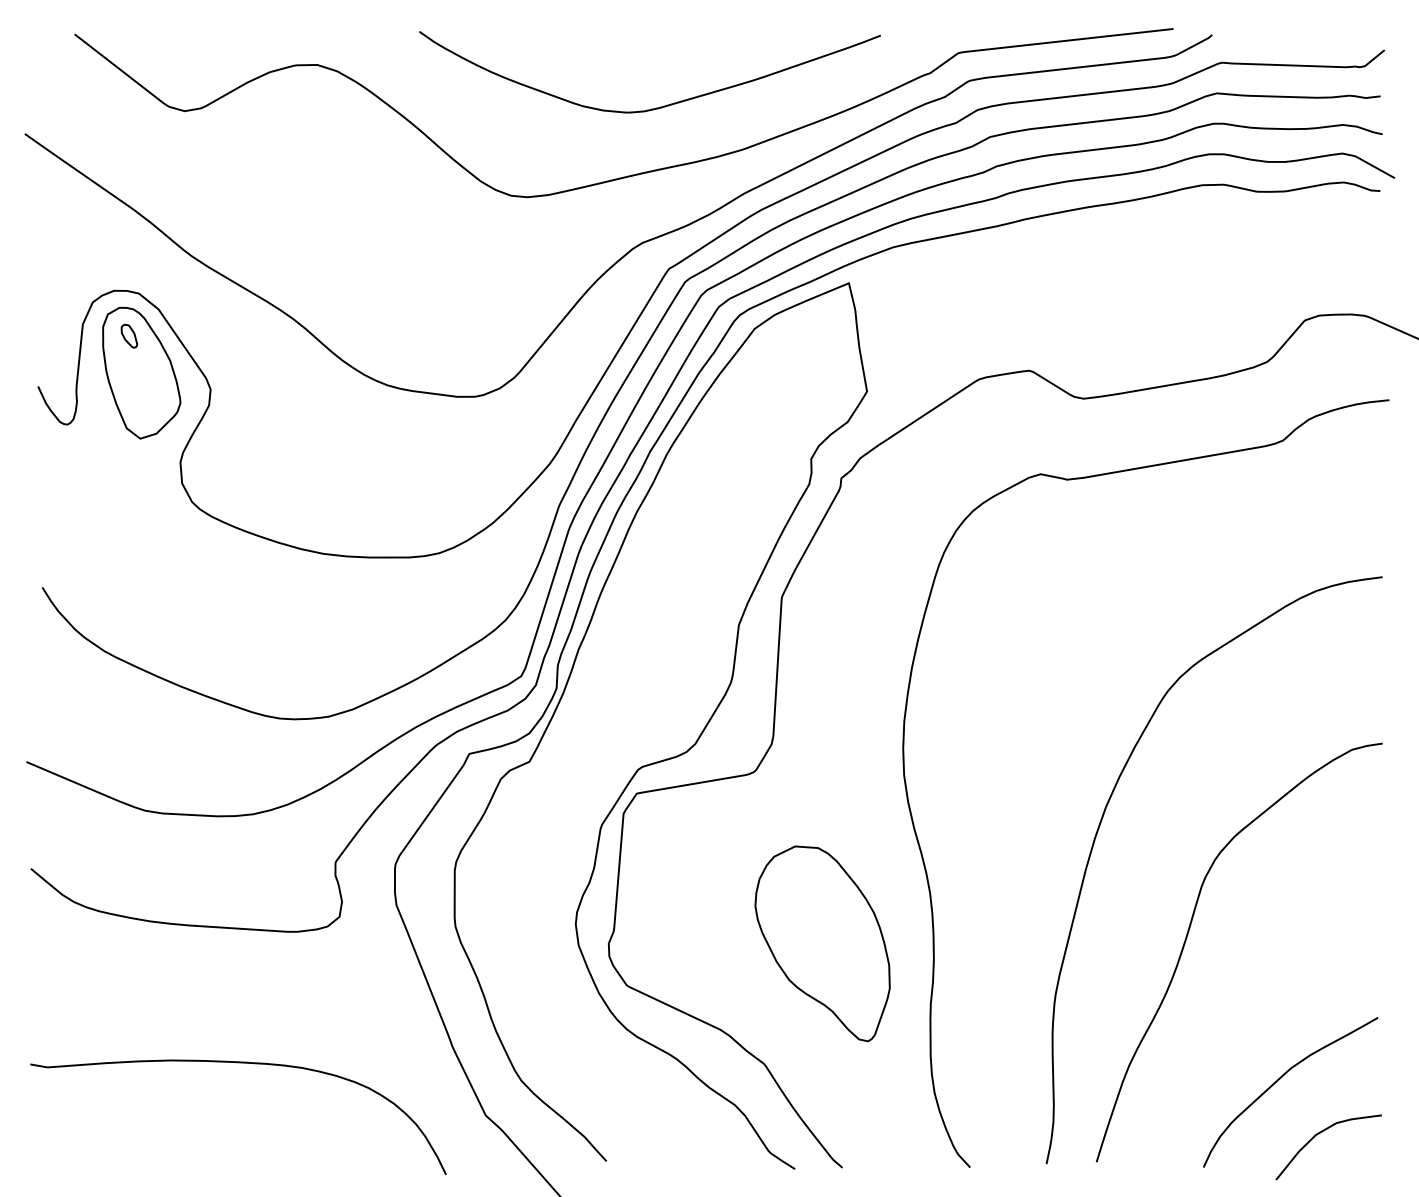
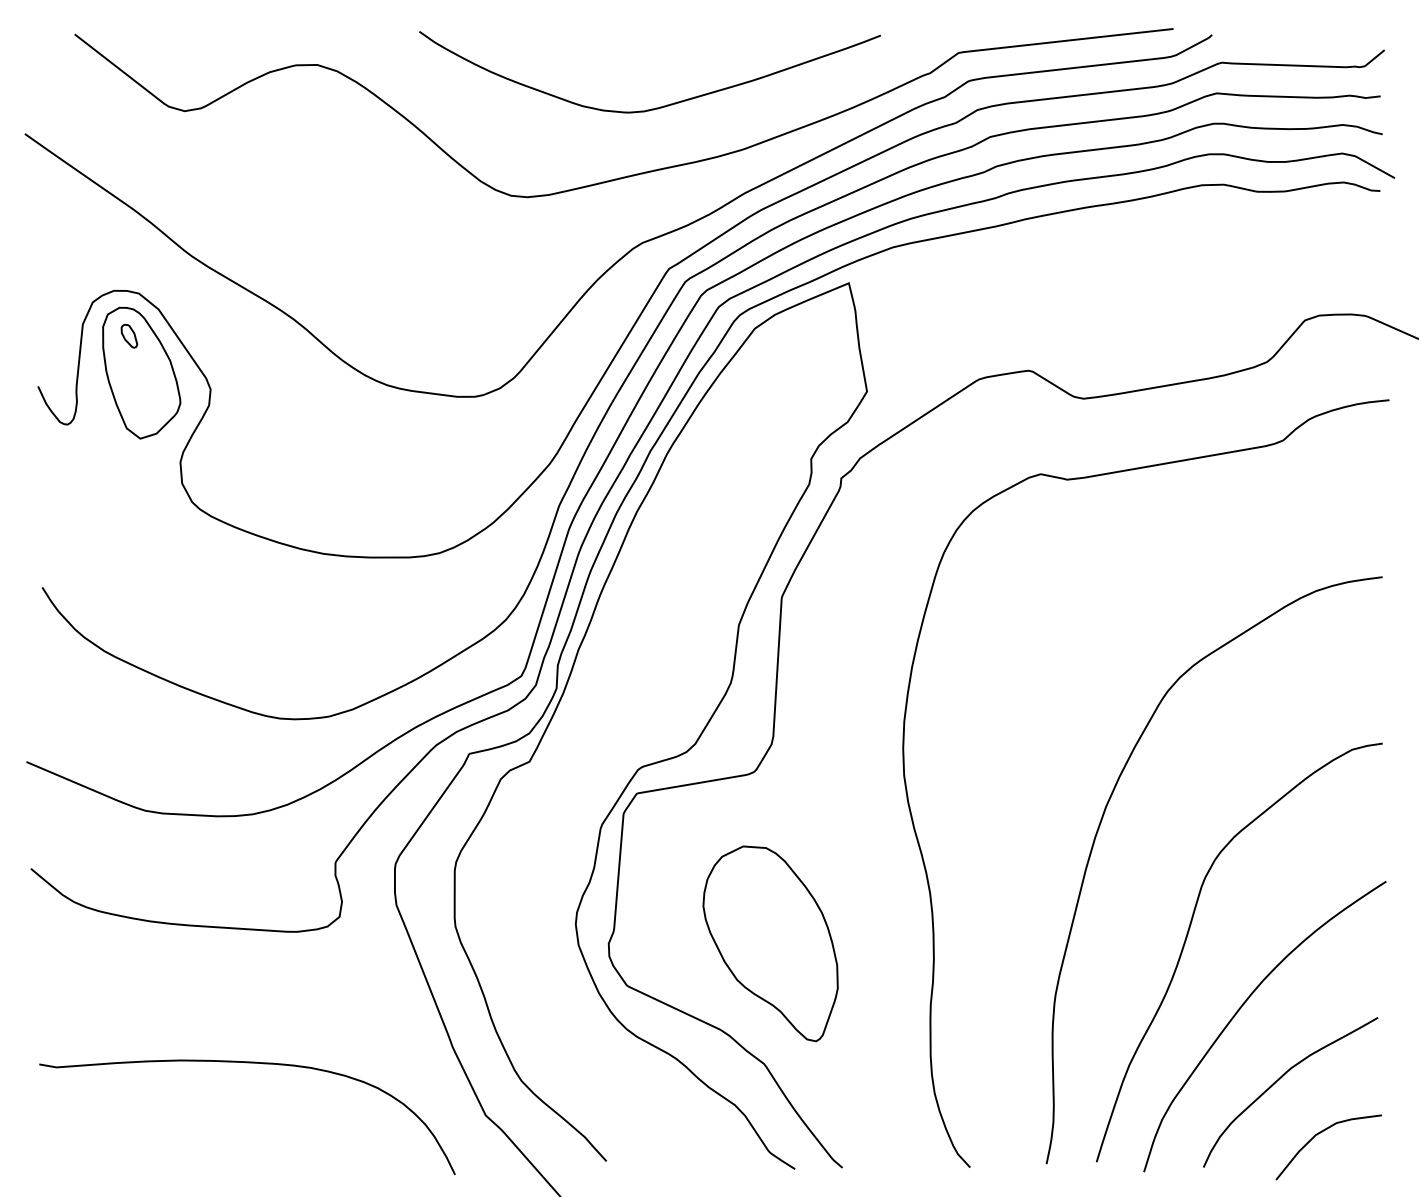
part position: (822, 943) -> (770, 943) (770, 943)
curve: none -> present (1241, 1008)
curve position: (238, 1063) -> (247, 1063) (247, 1063)
